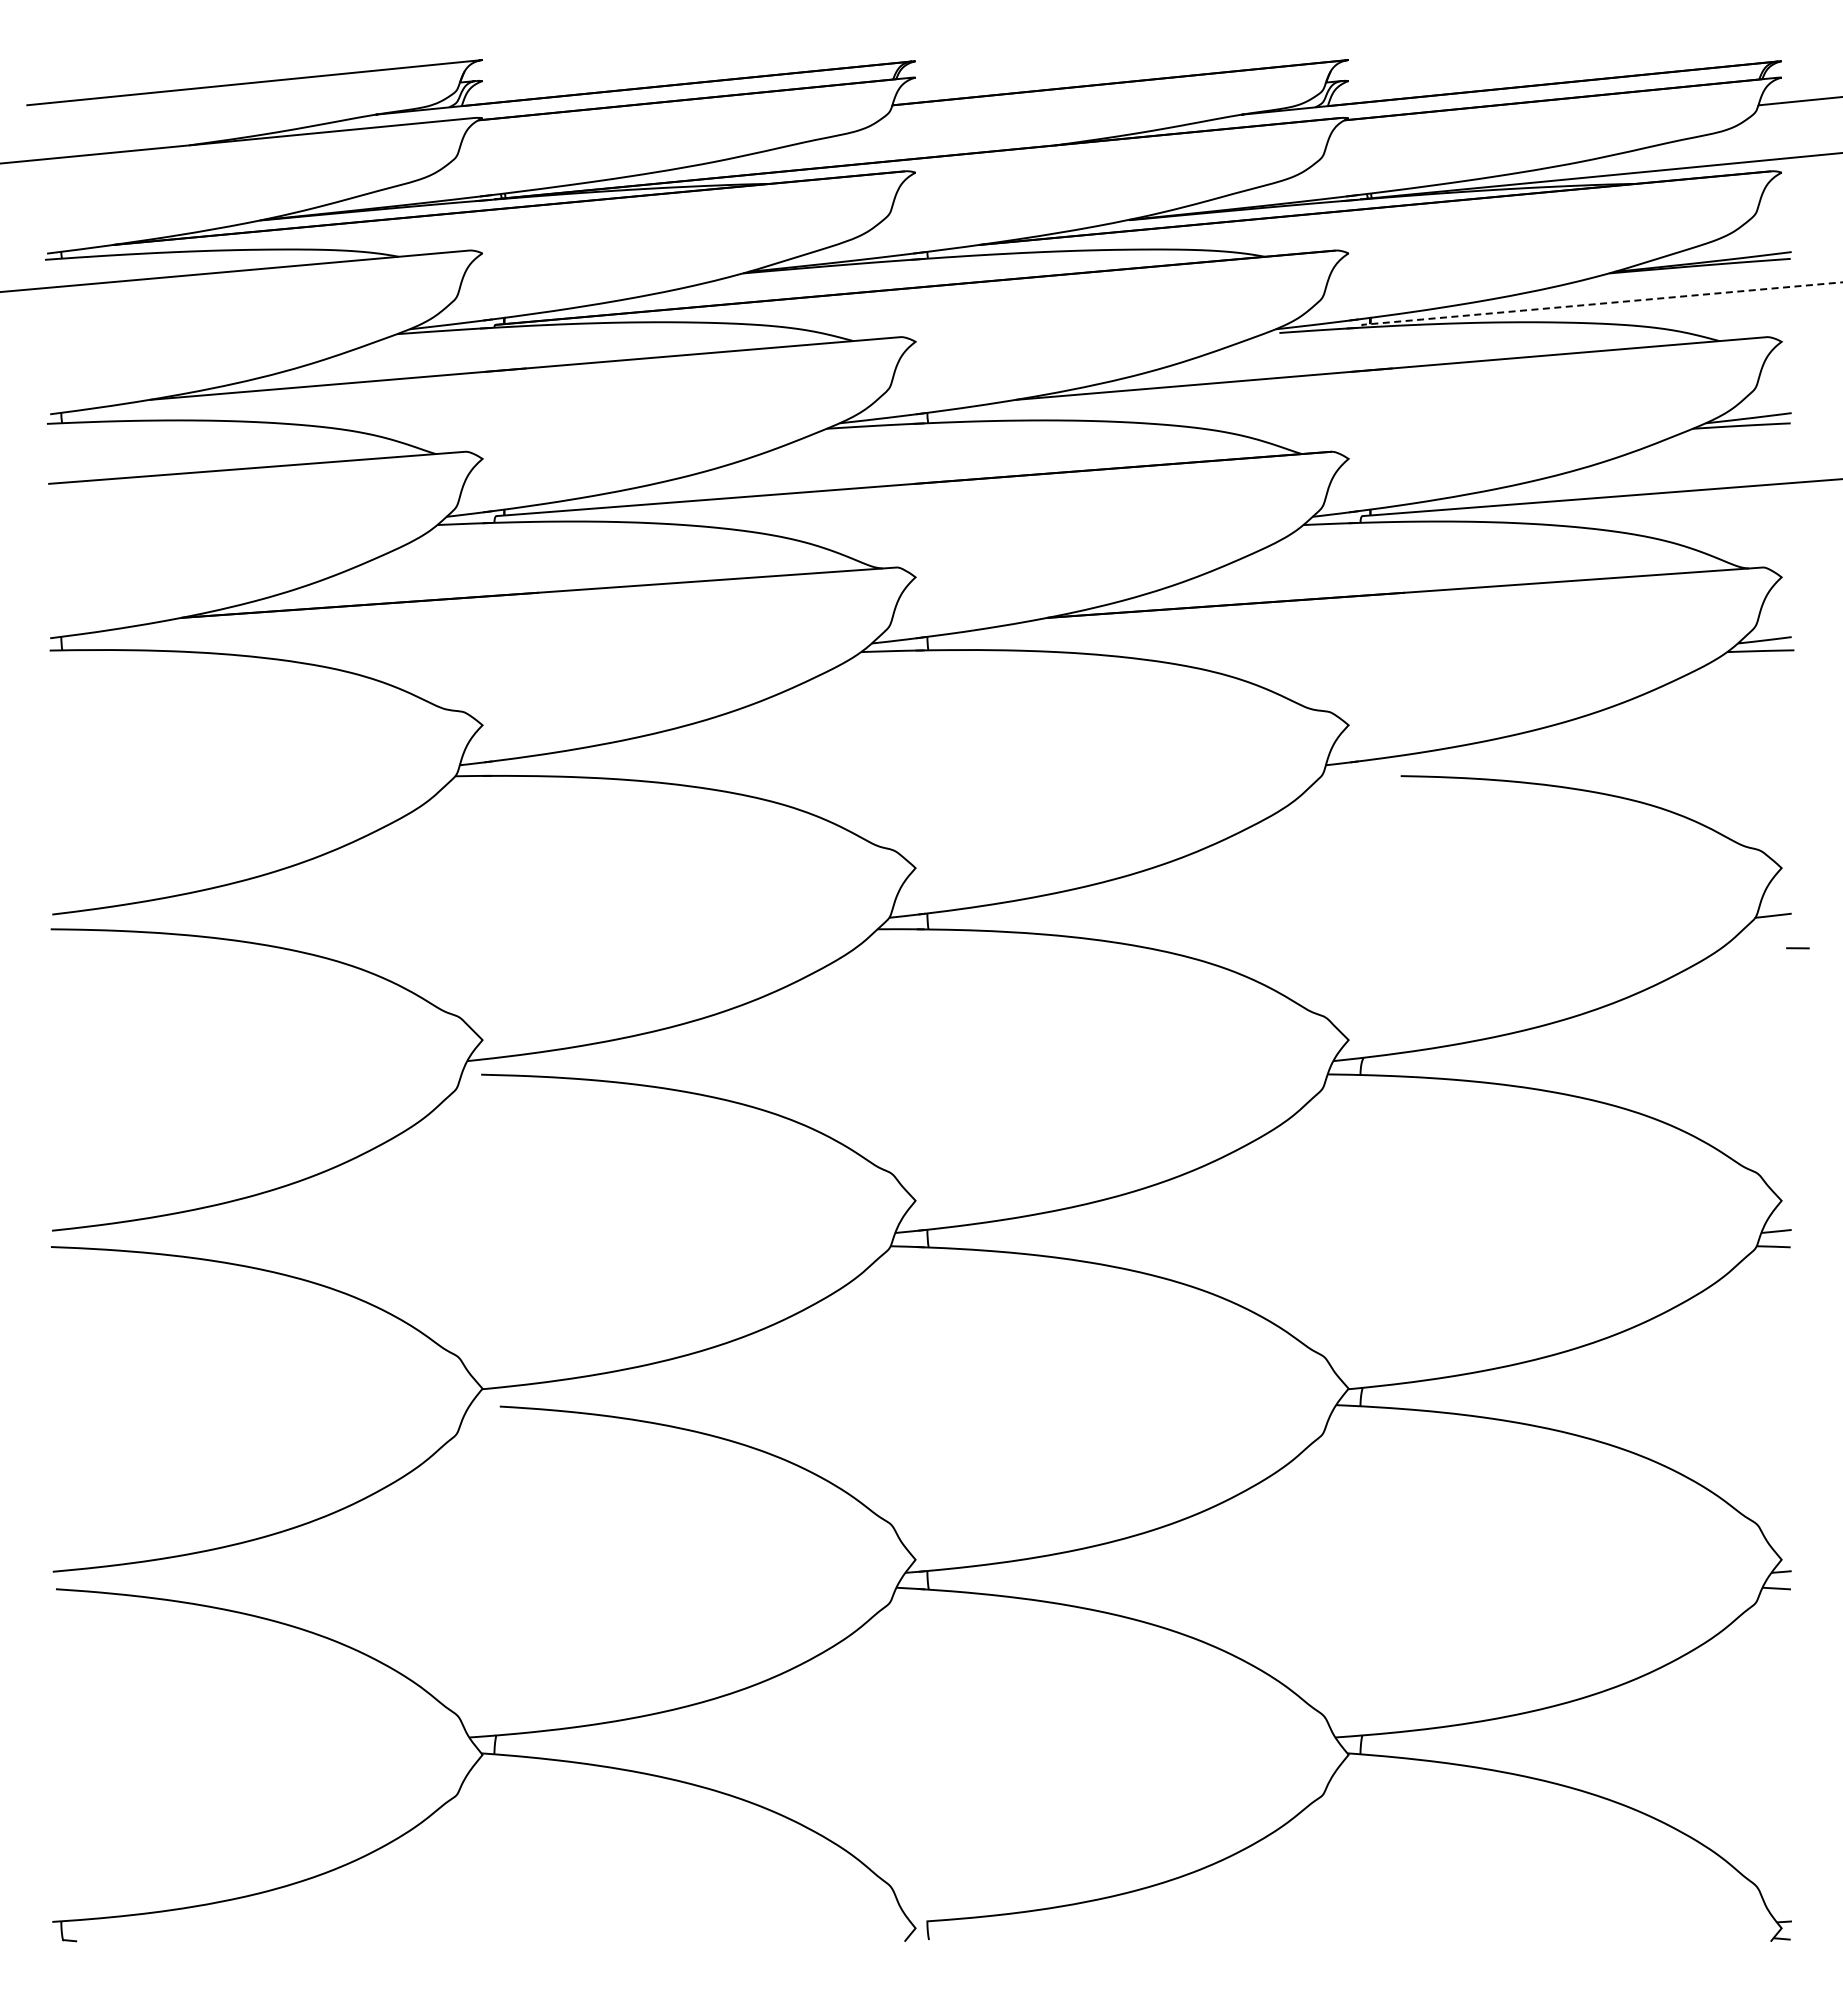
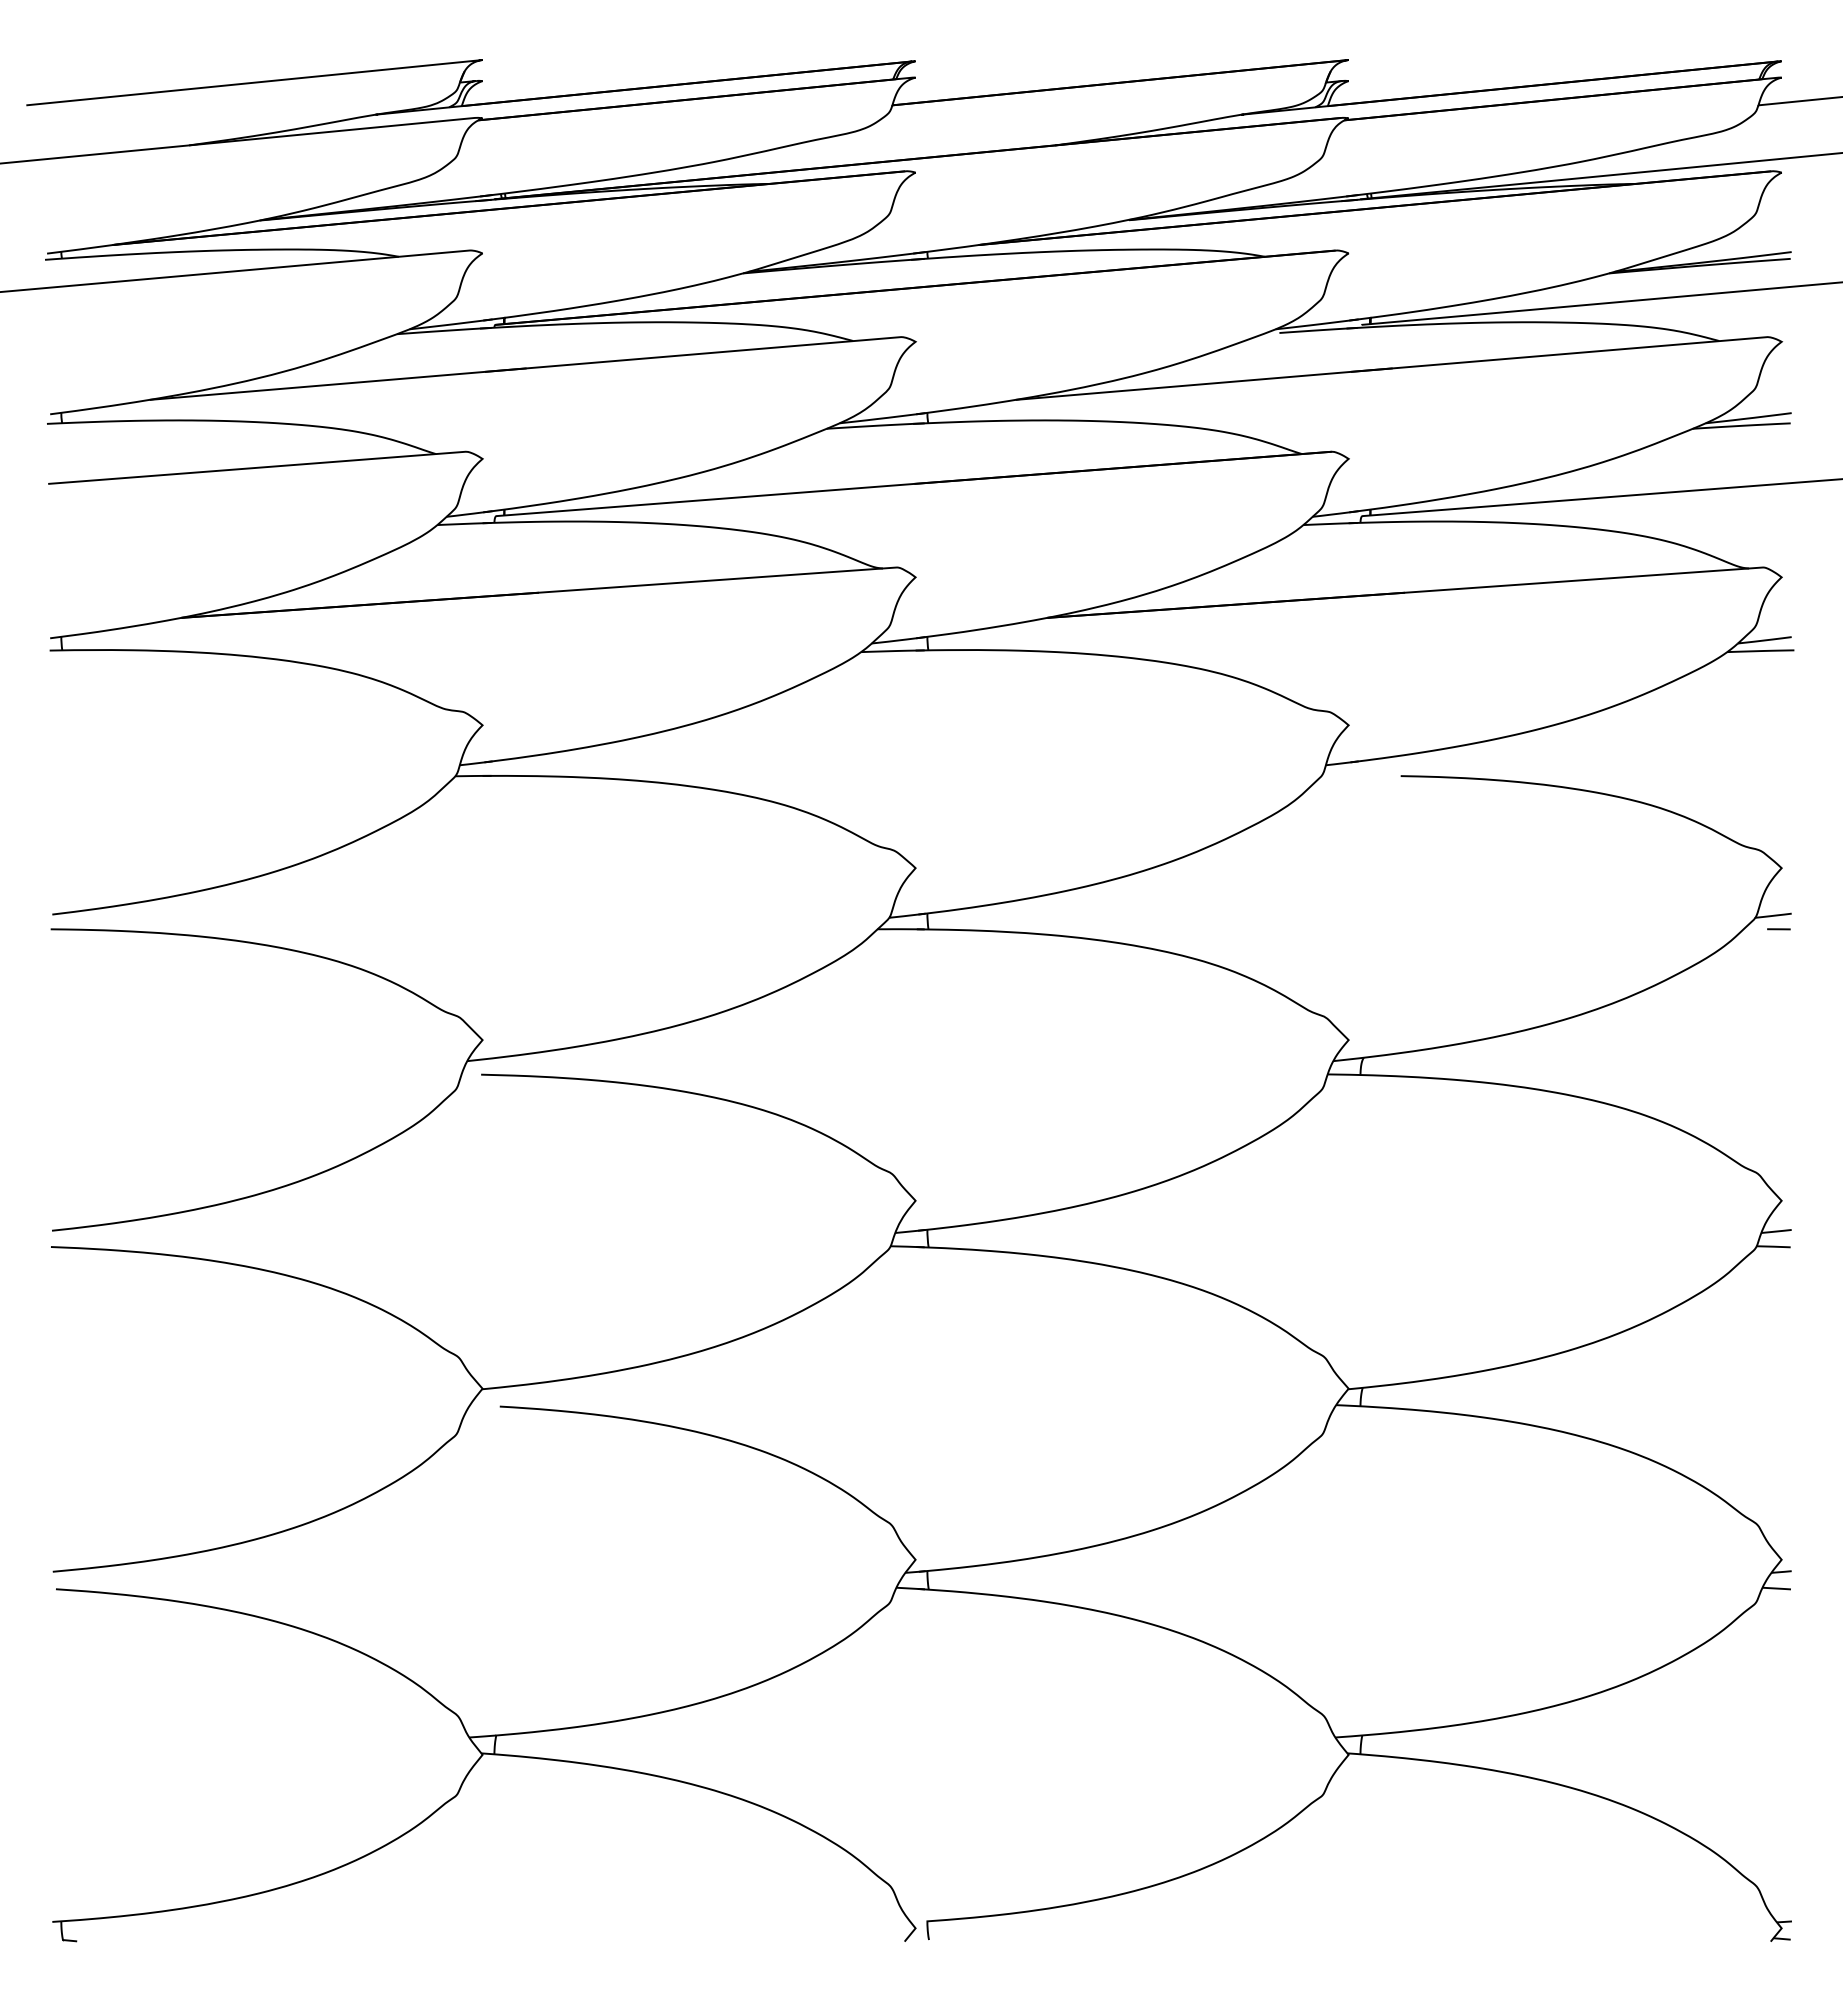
line: dashed -> solid (1600, 303)
line position: (1797, 948) -> (1778, 929) (1778, 929)
